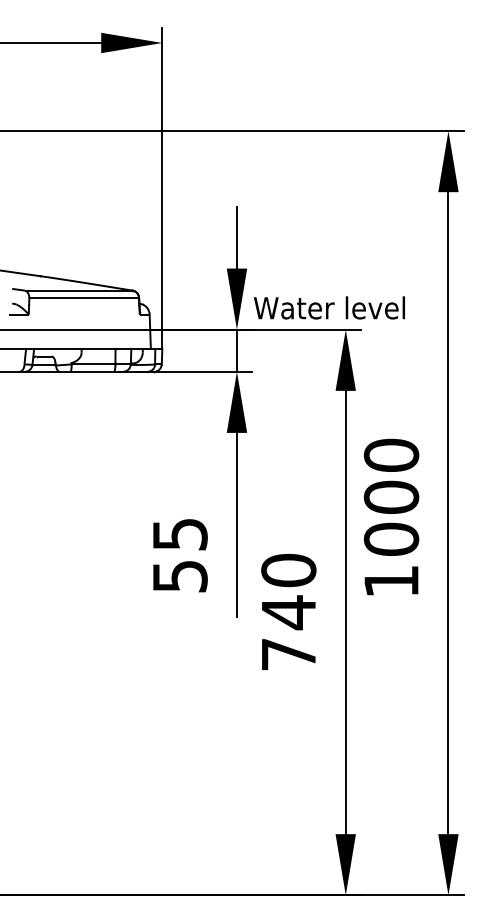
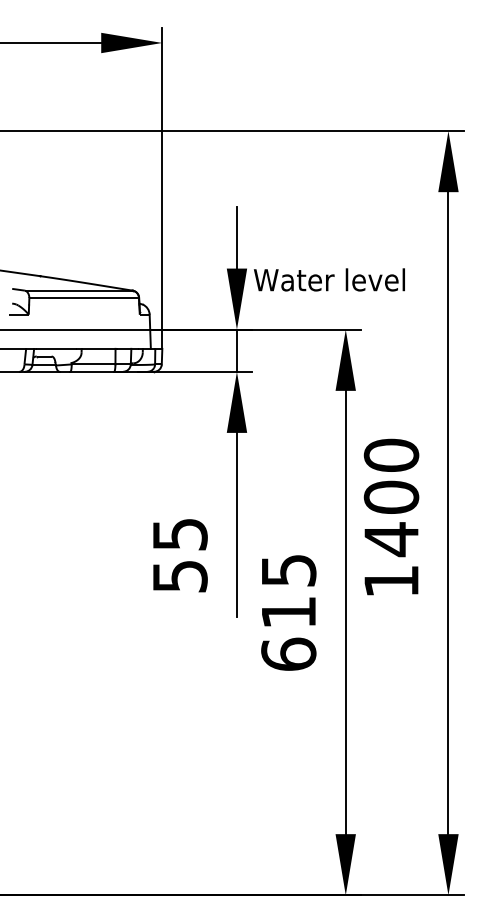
text position: (329, 307) -> (329, 279) (329, 279)
text: 1000 -> 1400 (391, 539)
text: 740 -> 615 (288, 611)
